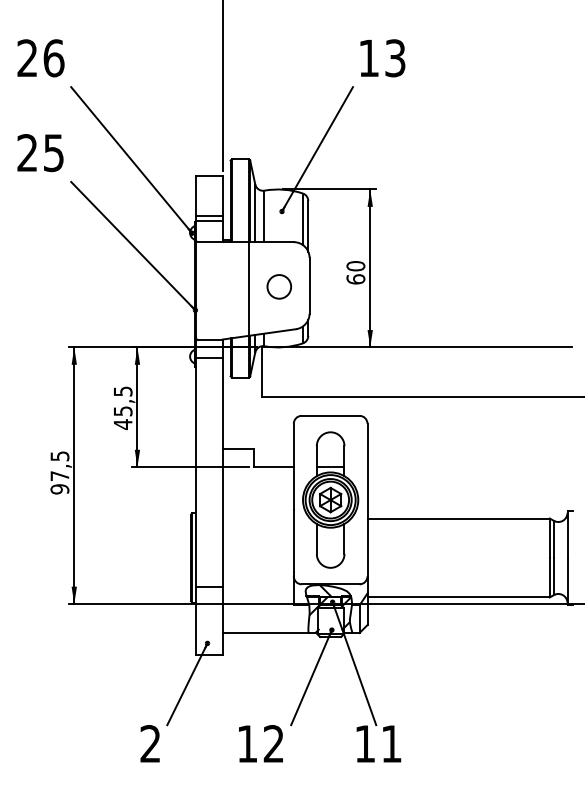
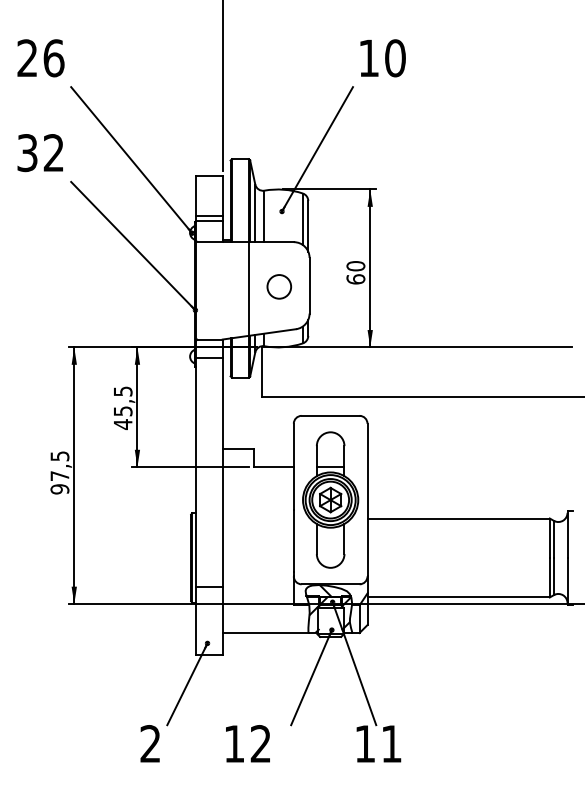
text: 13 -> 10 (395, 58)
text: 25 -> 32 (40, 153)
text position: (260, 743) -> (247, 743) (247, 743)
